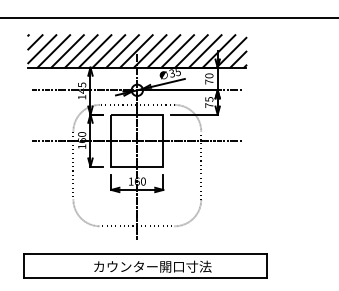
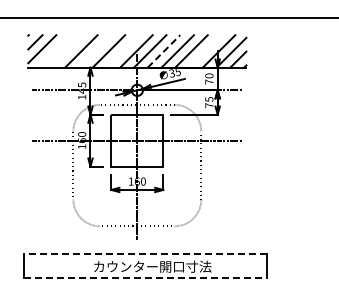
line: present -> none (53, 51)
line: present -> none (67, 51)
line: present -> none (94, 51)
line: present -> none (122, 51)
line: solid -> dashed (164, 51)
line: present -> none (205, 51)
line: solid -> dashed (145, 253)
line: solid -> dashed (145, 278)
